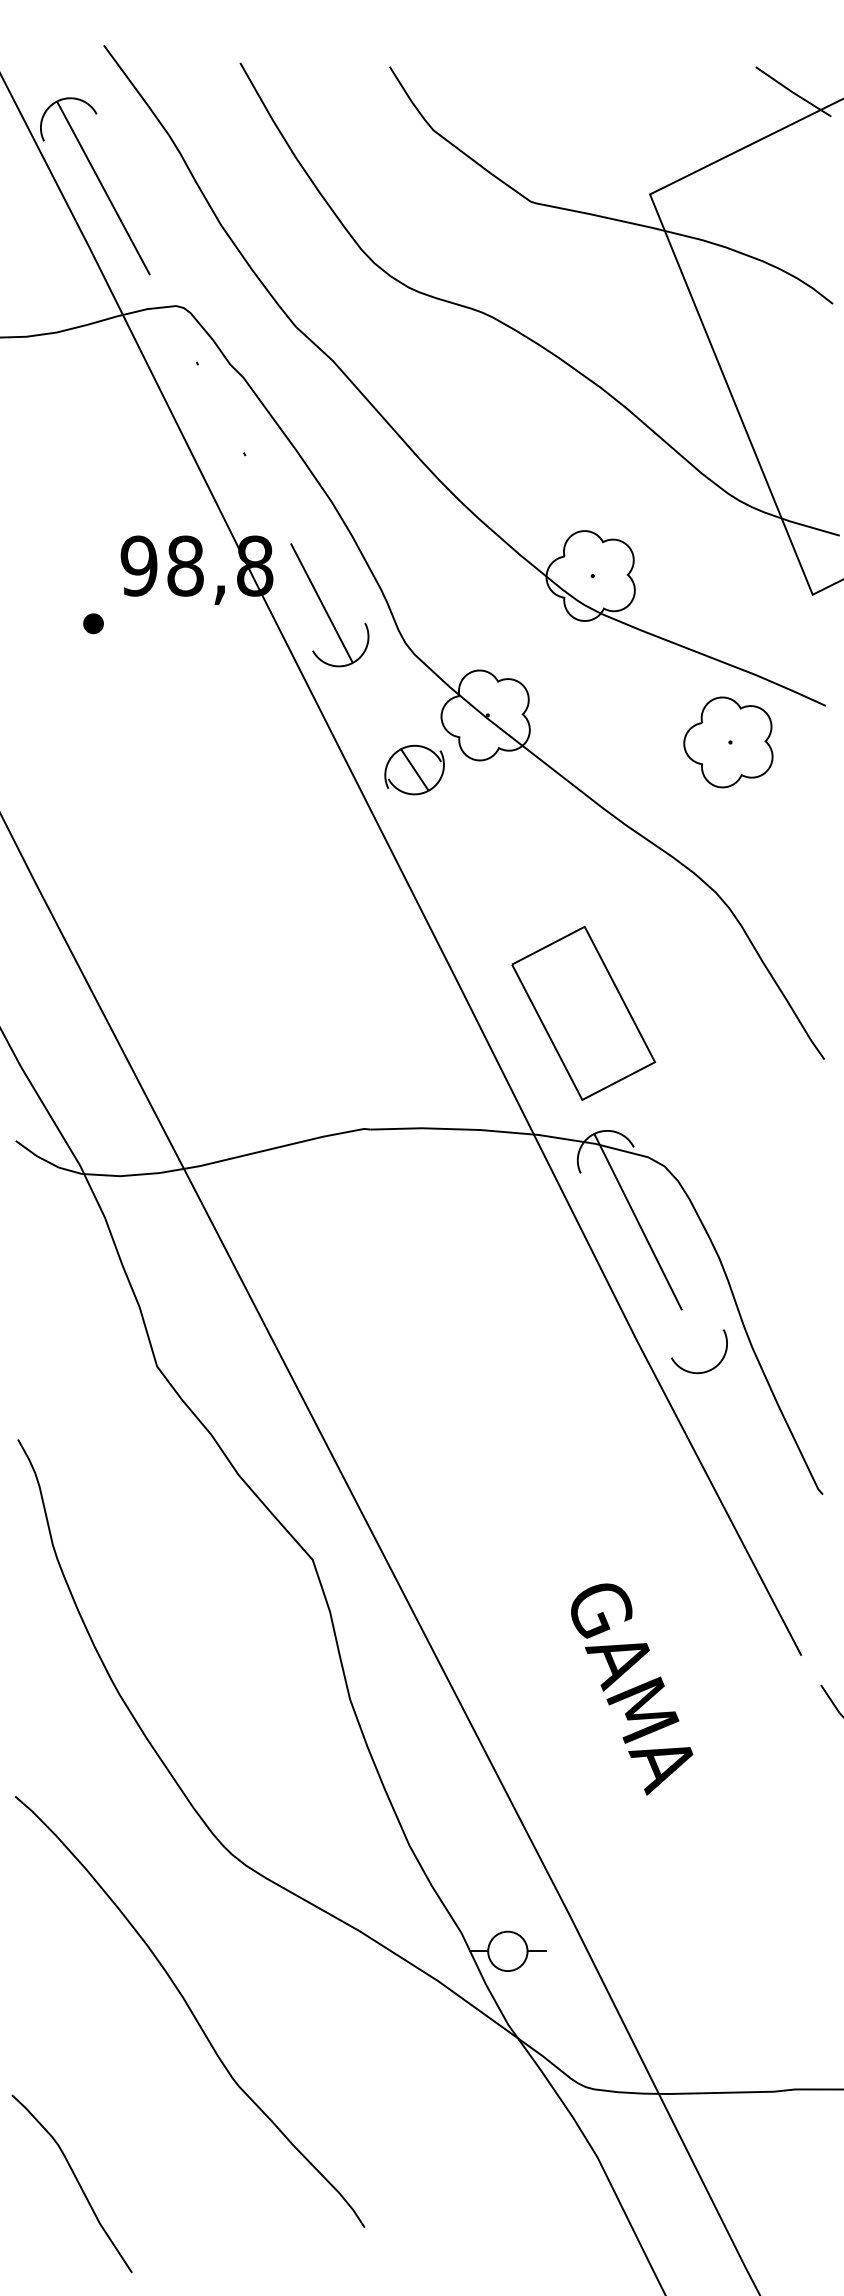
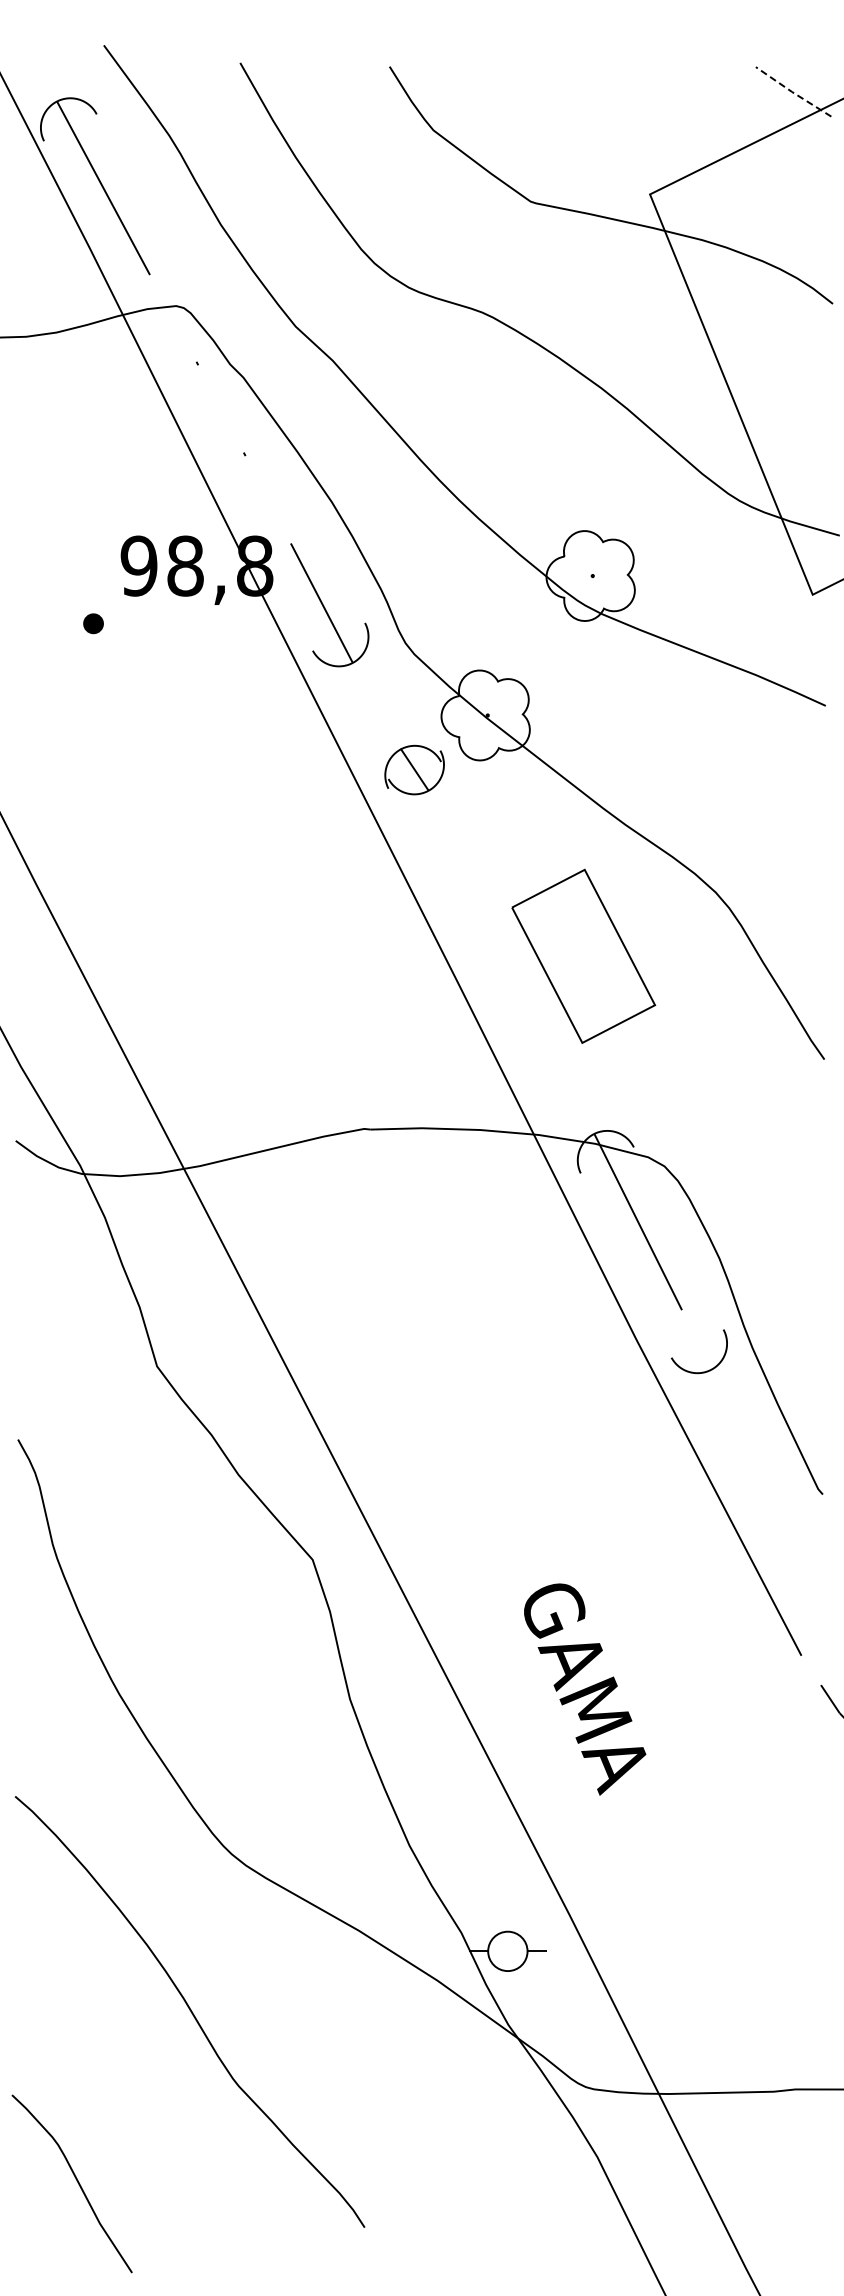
line: solid -> dashed (792, 92)
part: present -> none (728, 742)
part position: (583, 1012) -> (583, 955) (583, 955)
text position: (632, 1689) -> (585, 1689) (585, 1689)
